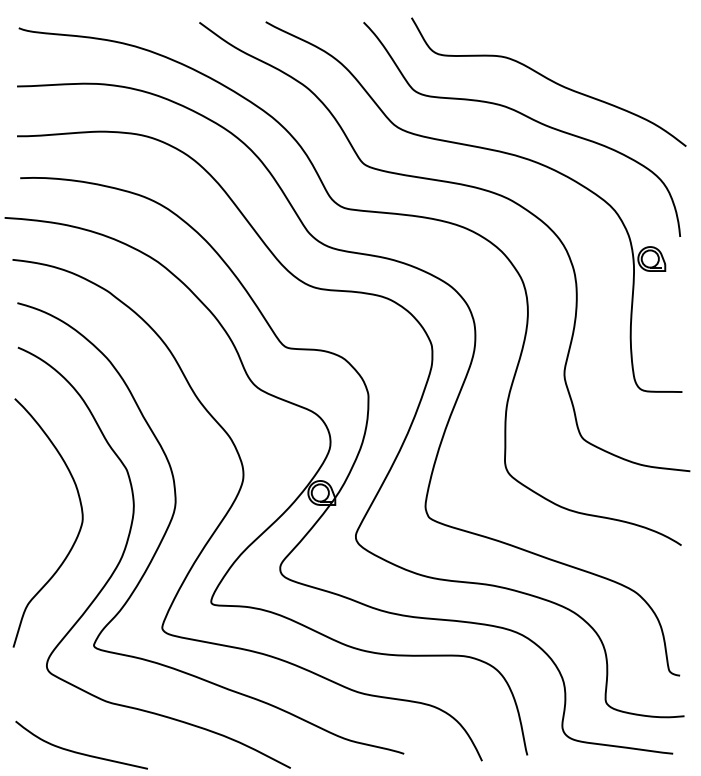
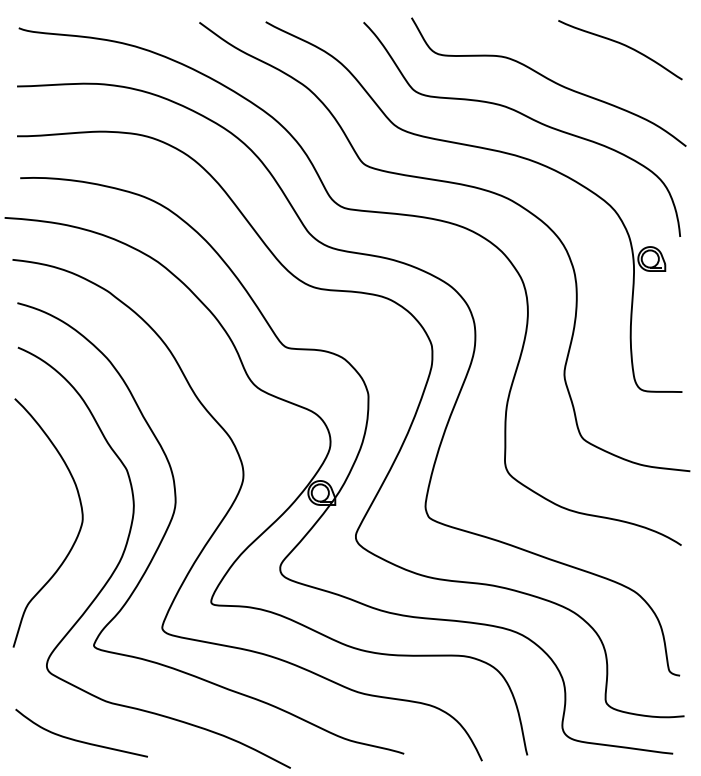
curve: none -> present (622, 45)
curve position: (80, 752) -> (80, 740) (80, 740)
